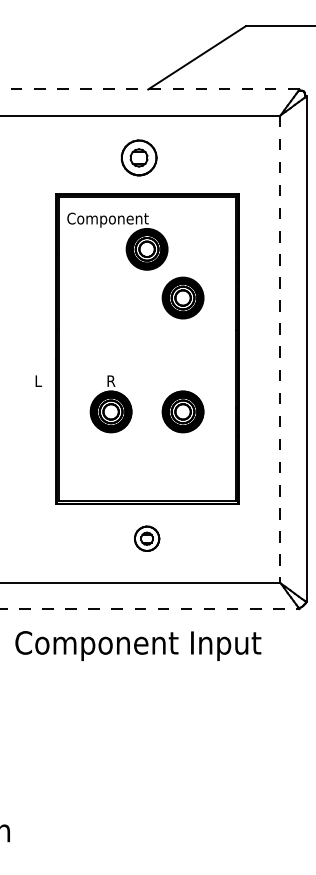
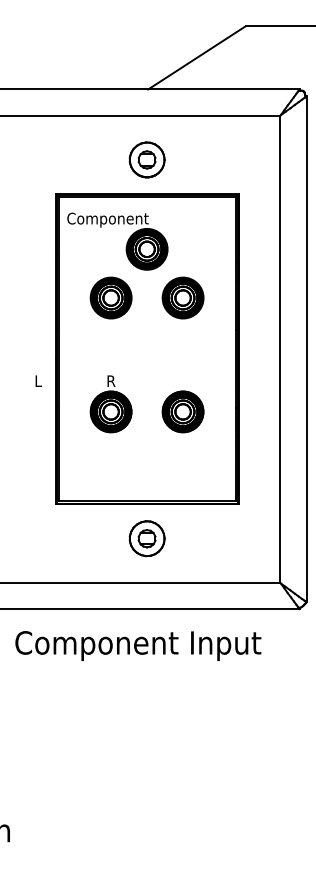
line: dashed -> solid (149, 89)
part position: (138, 157) -> (146, 159) (146, 159)
part: none -> present (110, 297)
line: dashed -> solid (280, 349)
part size: 27x27 px -> 38x38 px (146, 538)
line: dashed -> solid (150, 609)
